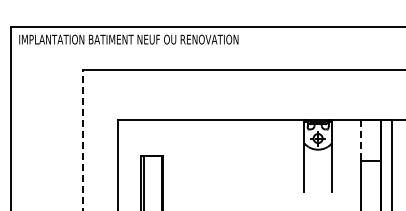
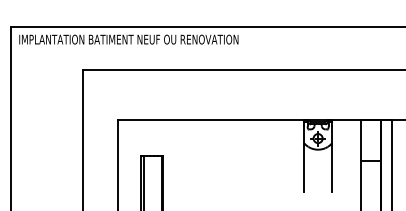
line: dashed -> solid (82, 139)
line: dashed -> solid (361, 141)
